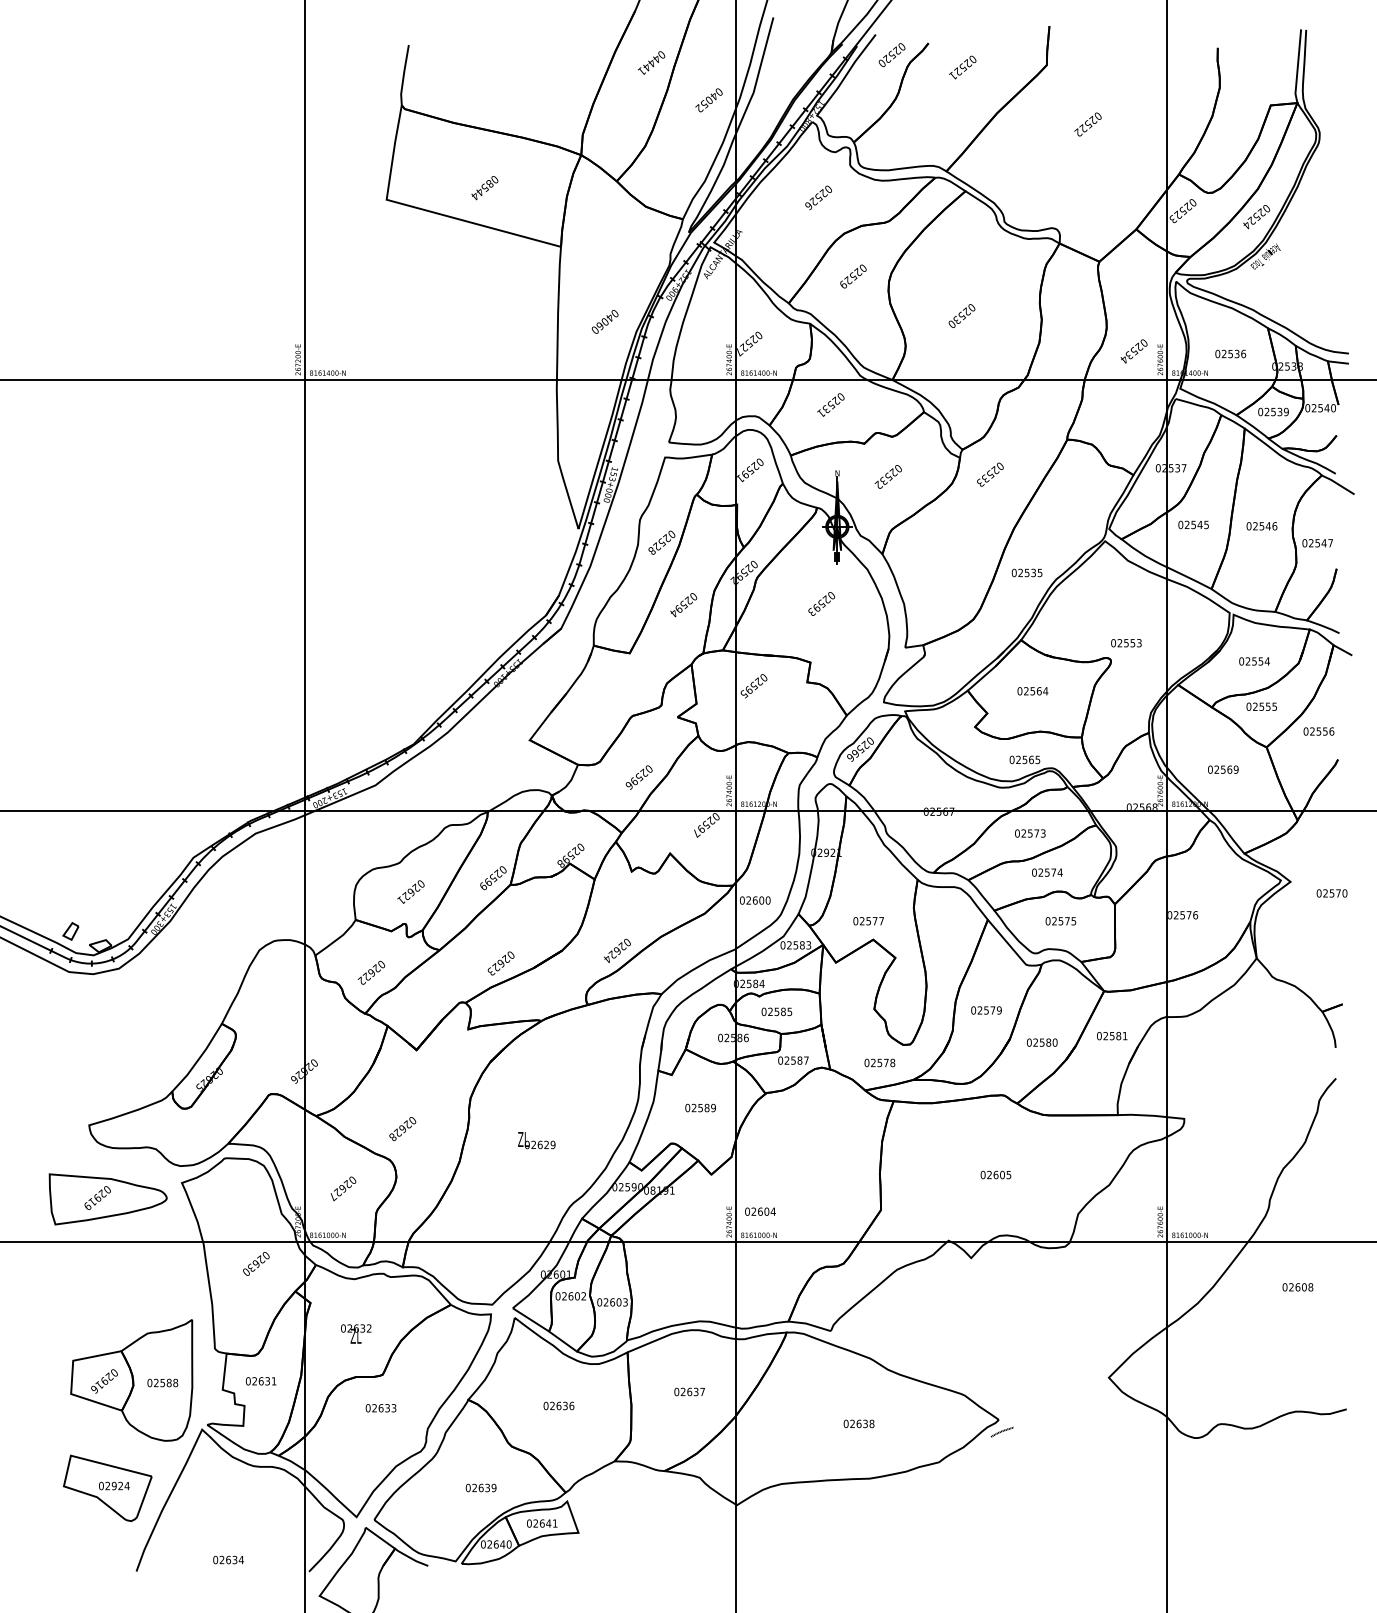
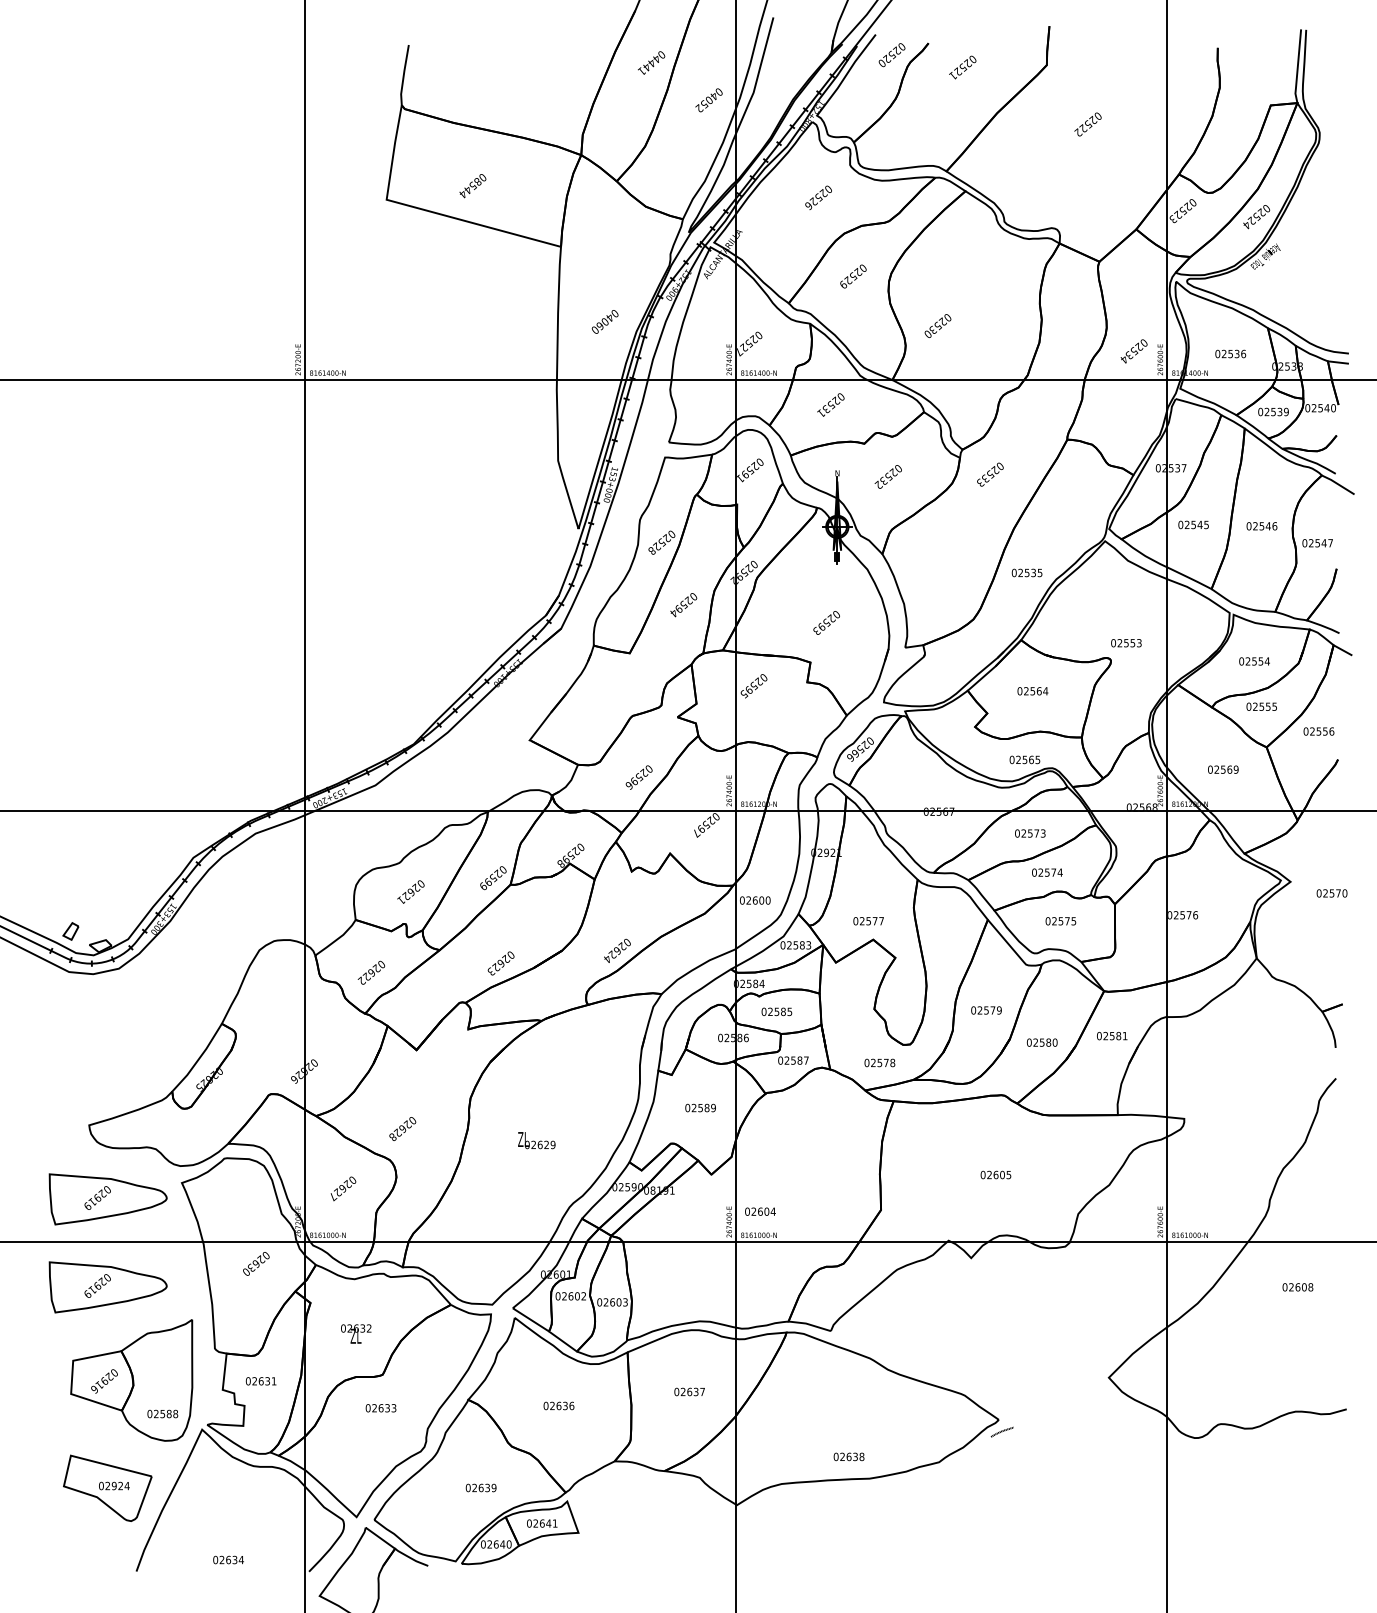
text position: (484, 188) -> (472, 186) (472, 186)
text position: (961, 315) -> (937, 325) (937, 325)
text position: (821, 603) -> (826, 622) (826, 622)
part: none -> present (107, 1287)
text position: (162, 1382) -> (162, 1413) (162, 1413)
text position: (858, 1423) -> (848, 1456) (848, 1456)
